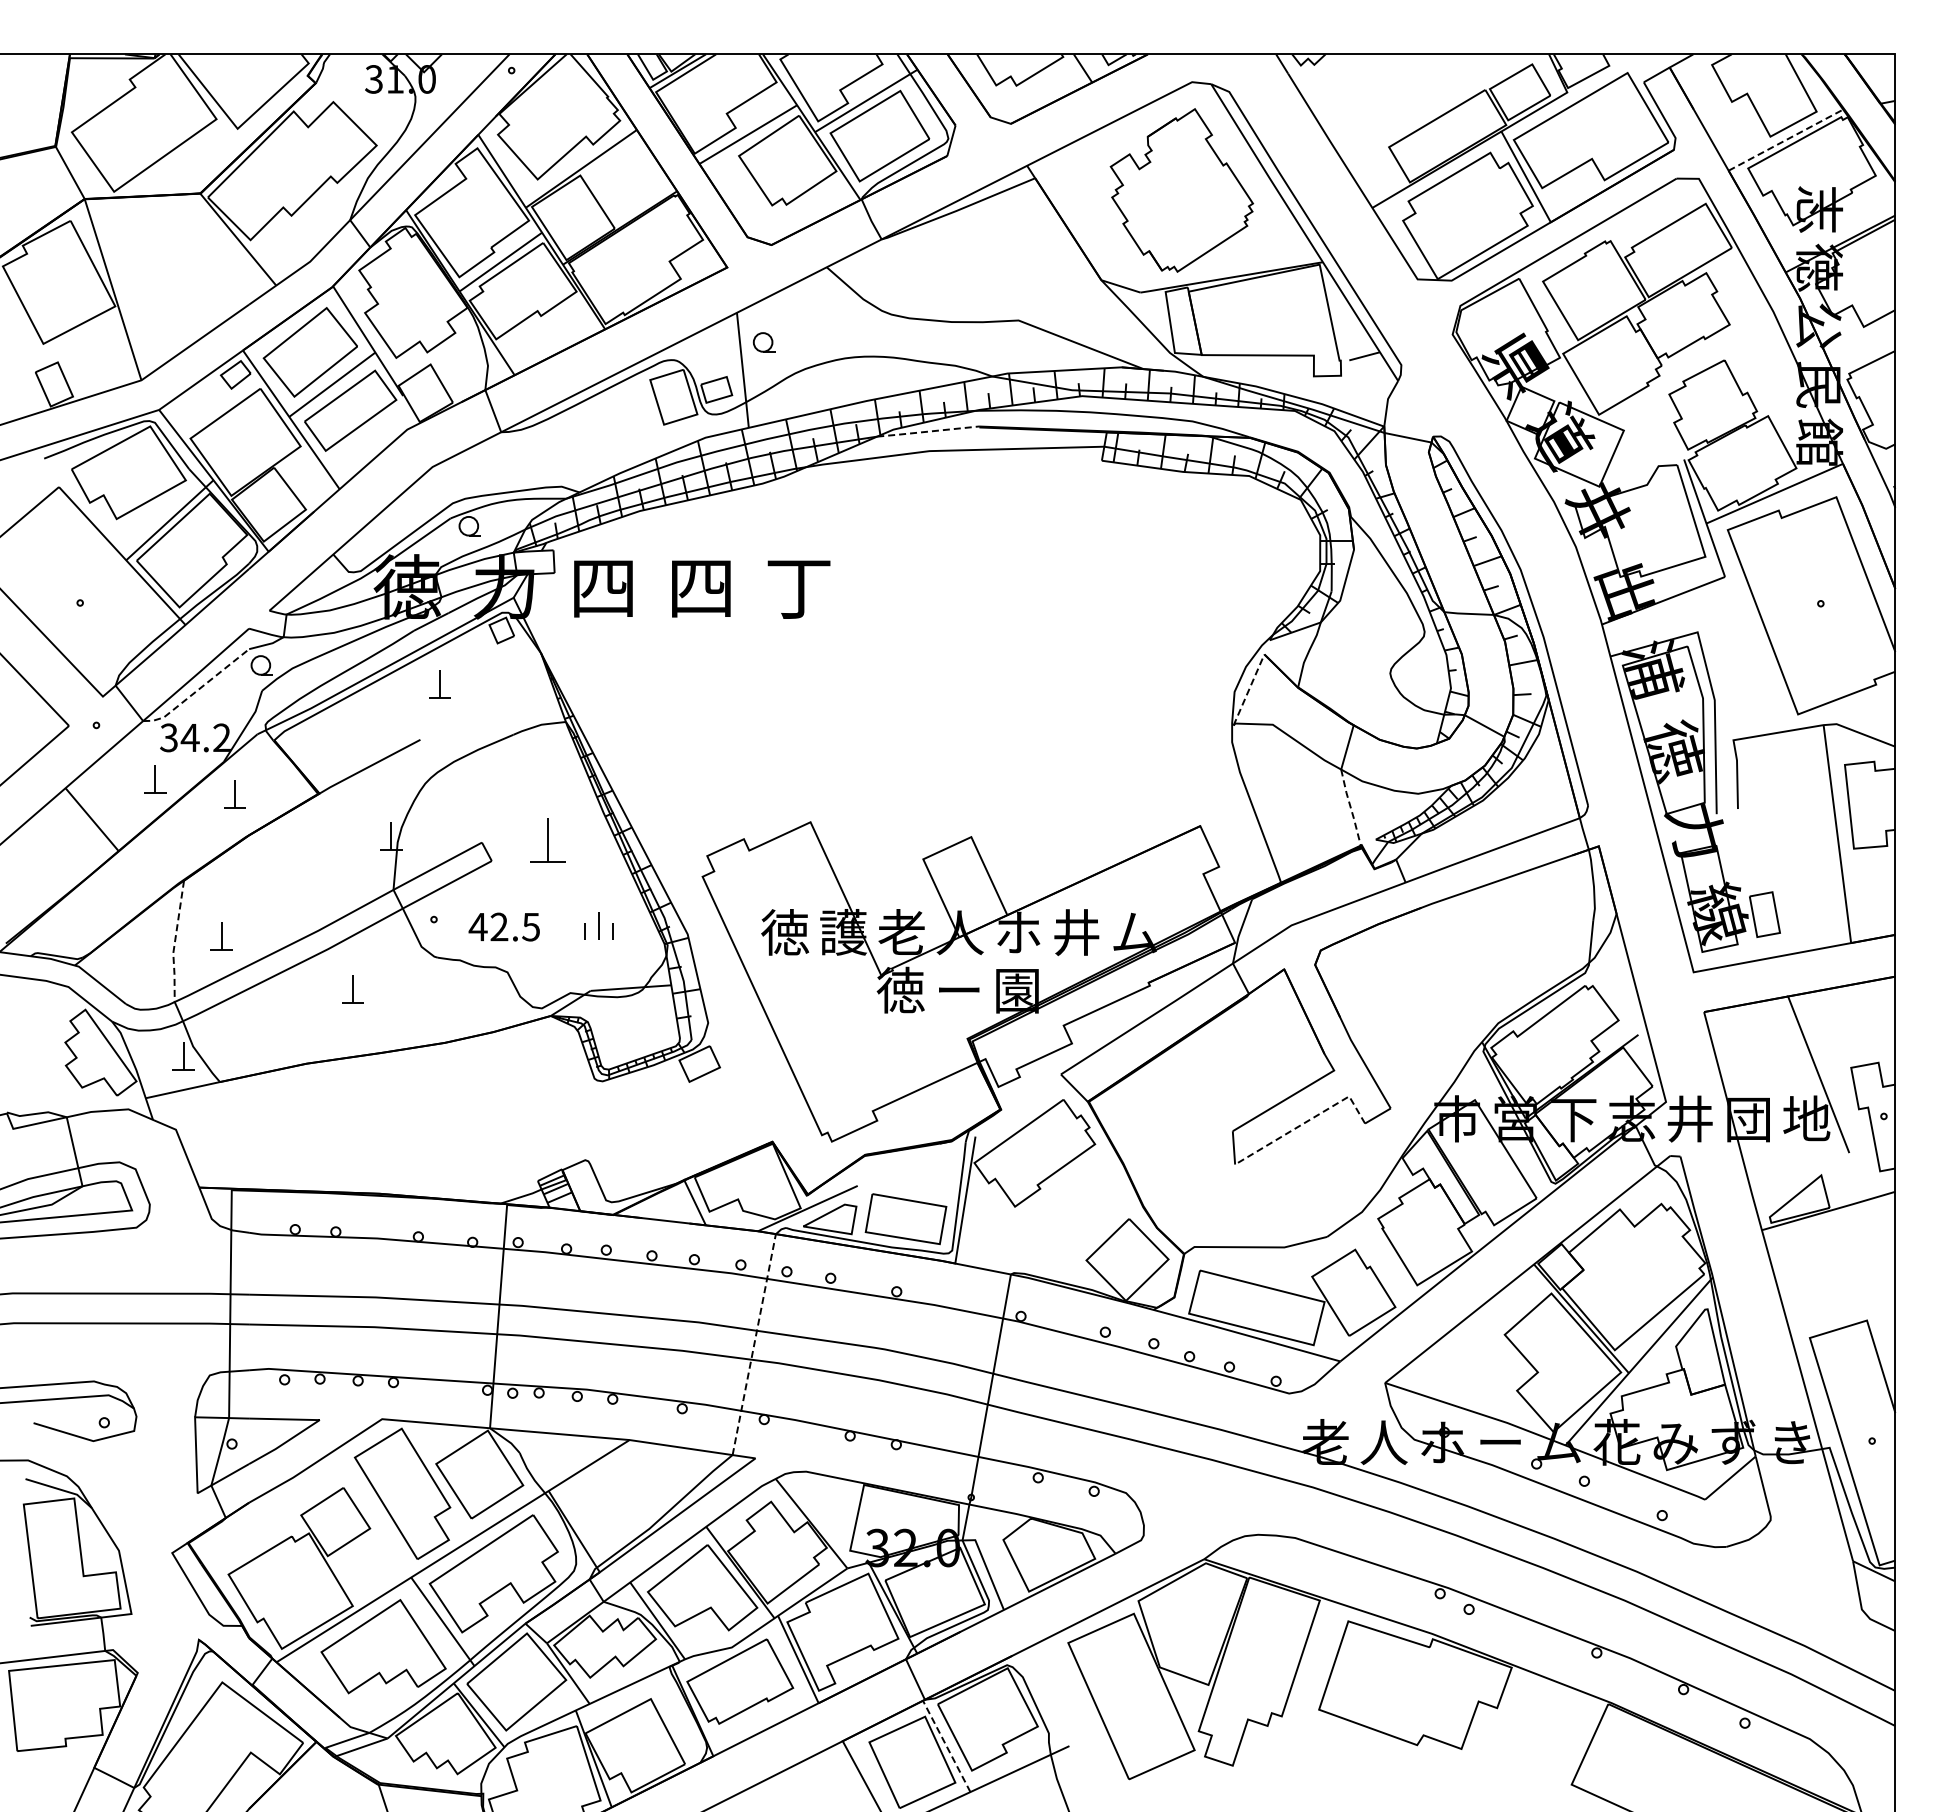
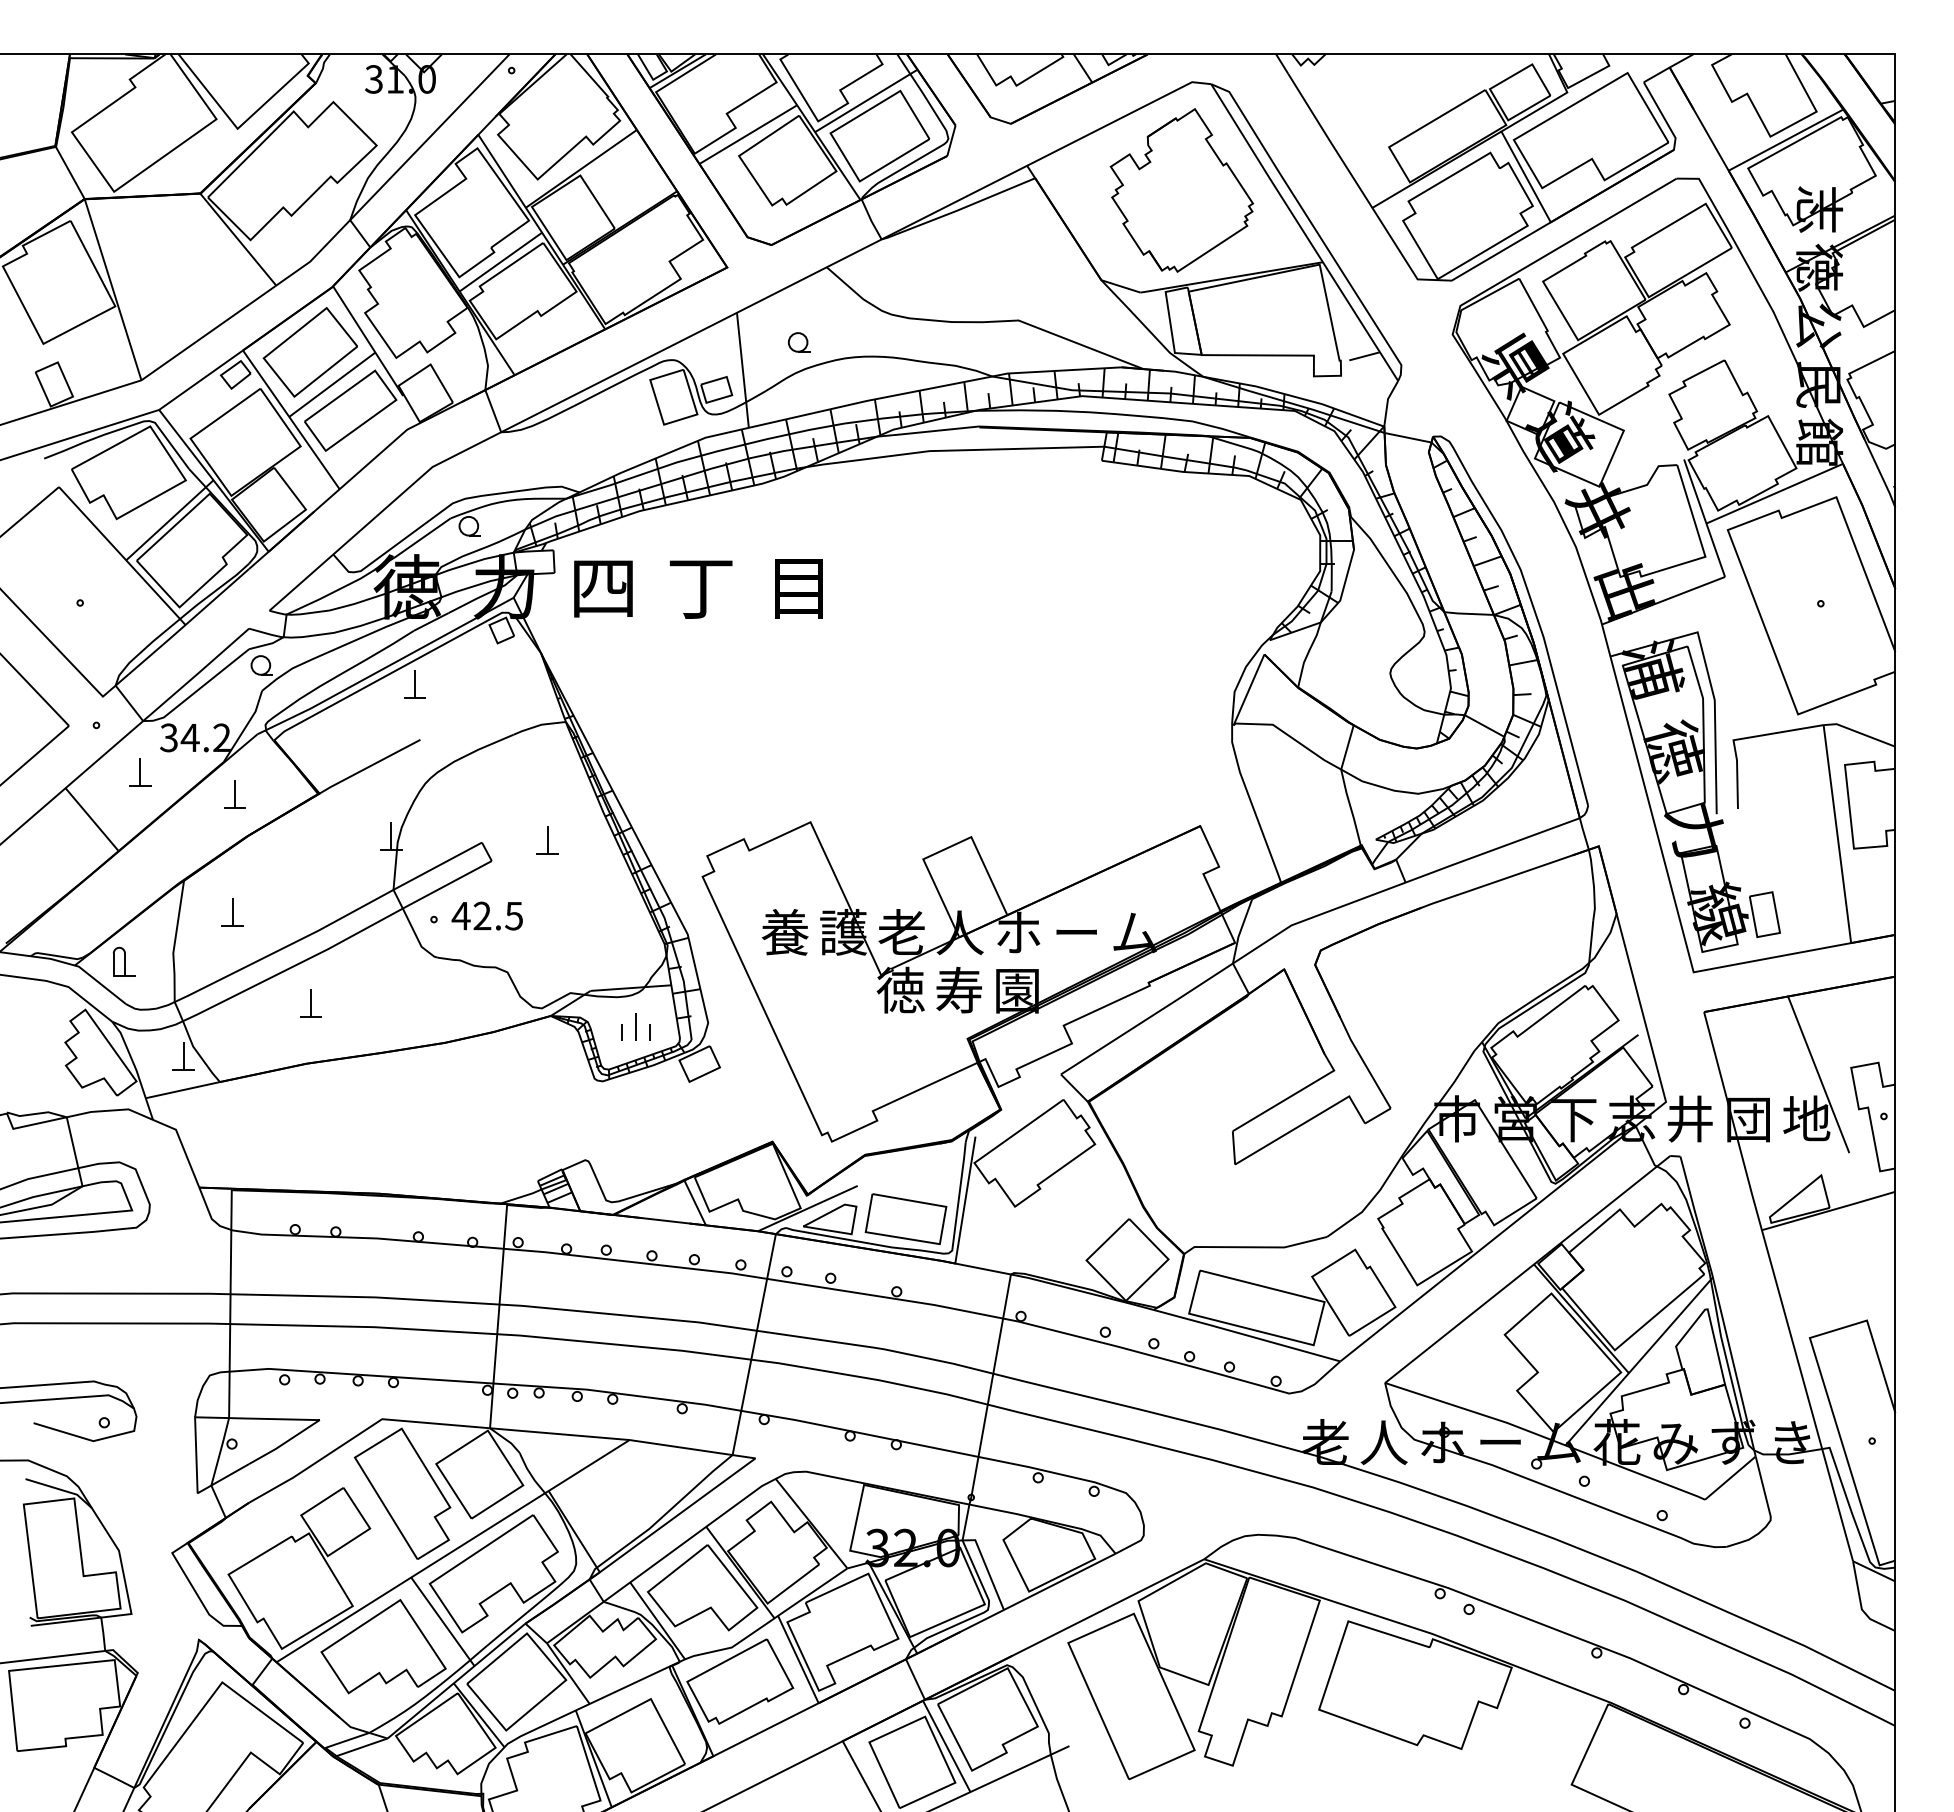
line: dashed -> solid (1785, 140)
part position: (763, 342) -> (798, 342) (798, 342)
line: dashed -> solid (927, 431)
text: 丁 -> 目 (798, 588)
text: 四 -> 丁 (700, 589)
part position: (439, 684) -> (414, 684) (414, 684)
line: dashed -> solid (197, 690)
line: dashed -> solid (1248, 690)
part position: (155, 779) -> (140, 772) (140, 772)
line: dashed -> solid (1350, 808)
part size: 36x45 px -> 23x29 px (547, 840)
part position: (598, 925) -> (635, 1026) (635, 1026)
text position: (503, 926) -> (486, 915) (486, 915)
text: 徳 -> 養 (785, 932)
text: 井 -> ー (1076, 932)
part position: (221, 936) -> (232, 912) (232, 912)
line: dashed -> solid (174, 942)
part: none -> present (124, 961)
part position: (352, 989) -> (310, 1003) (310, 1003)
text: ー -> 寿 (958, 989)
line: dashed -> solid (1306, 1122)
line: dashed -> solid (754, 1344)
line: dashed -> solid (946, 1745)
